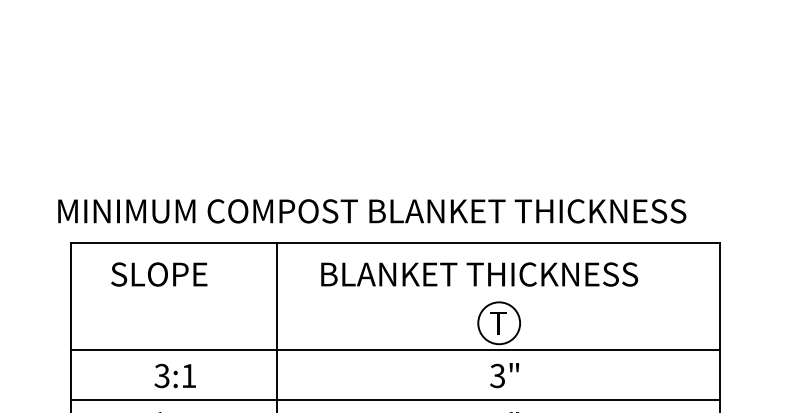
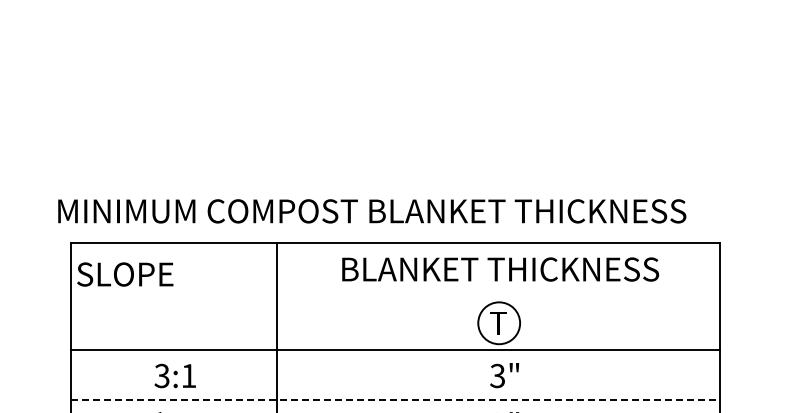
text position: (159, 274) -> (125, 274) (125, 274)
text position: (479, 274) -> (500, 269) (500, 269)
line: solid -> dashed (395, 399)
